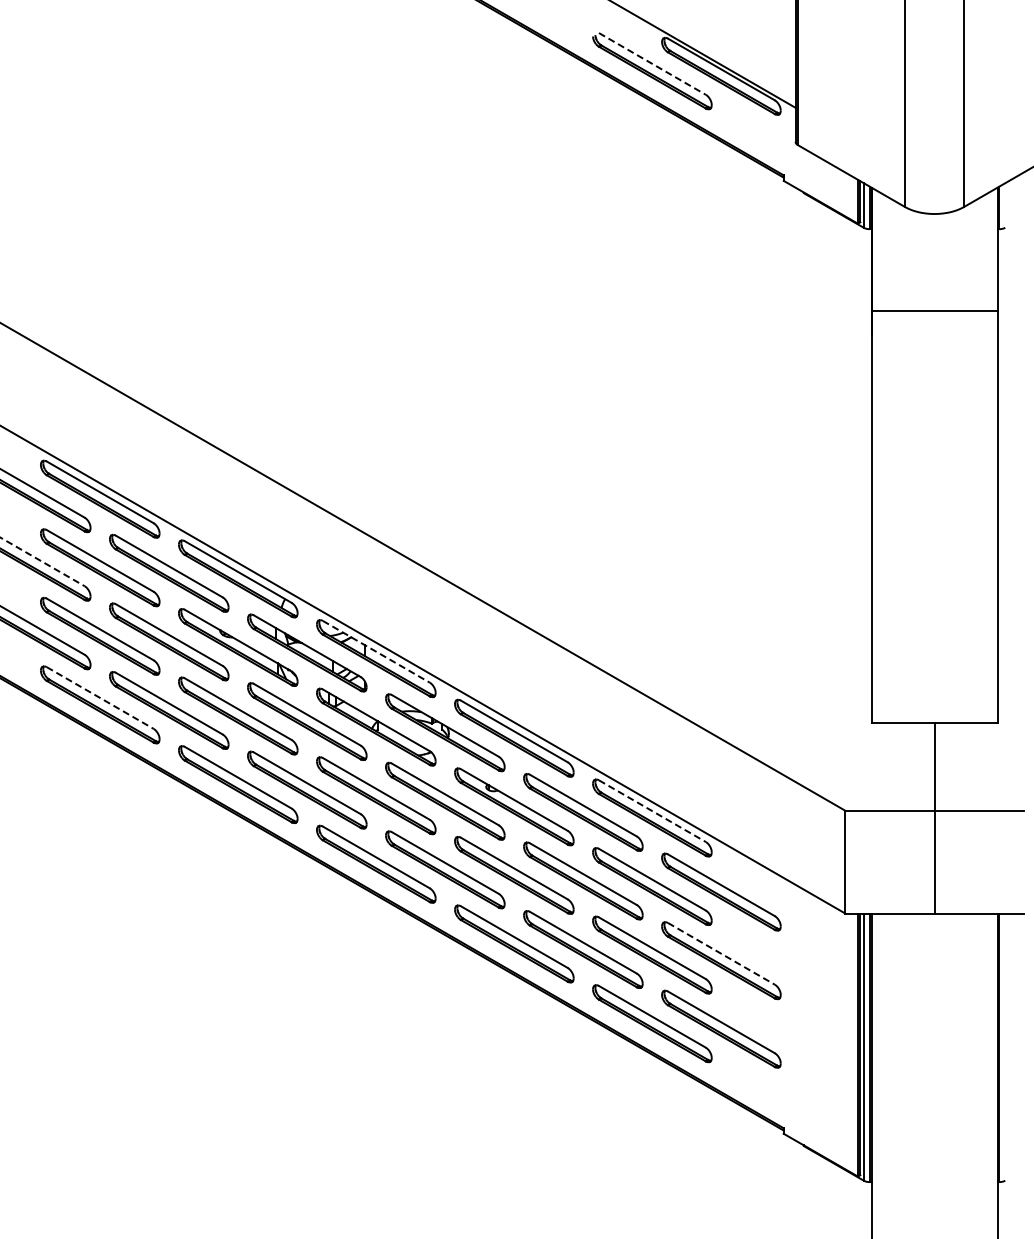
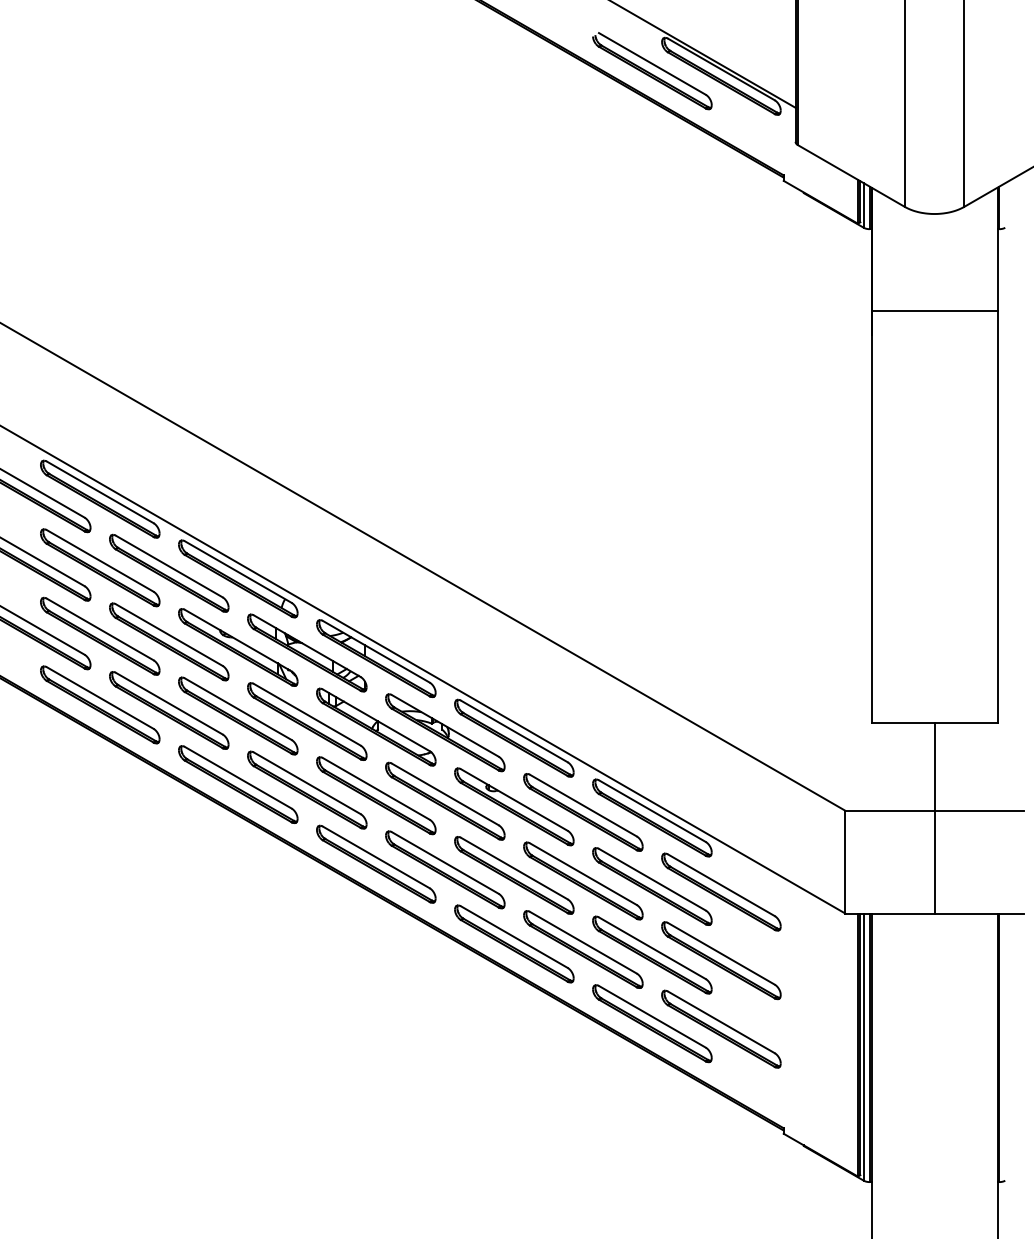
line: dashed -> solid (652, 63)
line: dashed -> solid (42, 561)
line: dashed -> solid (376, 651)
line: dashed -> solid (100, 698)
line: dashed -> solid (652, 811)
line: dashed -> solid (721, 953)
